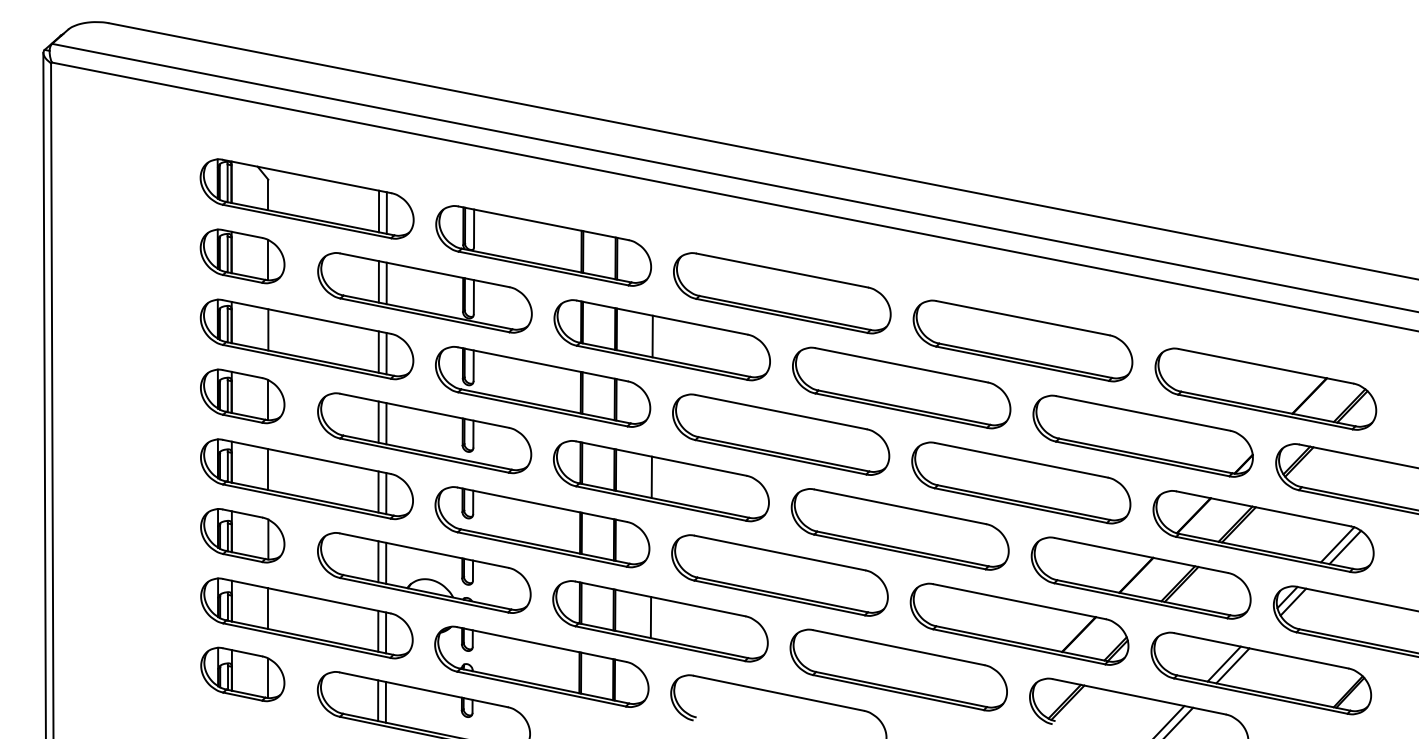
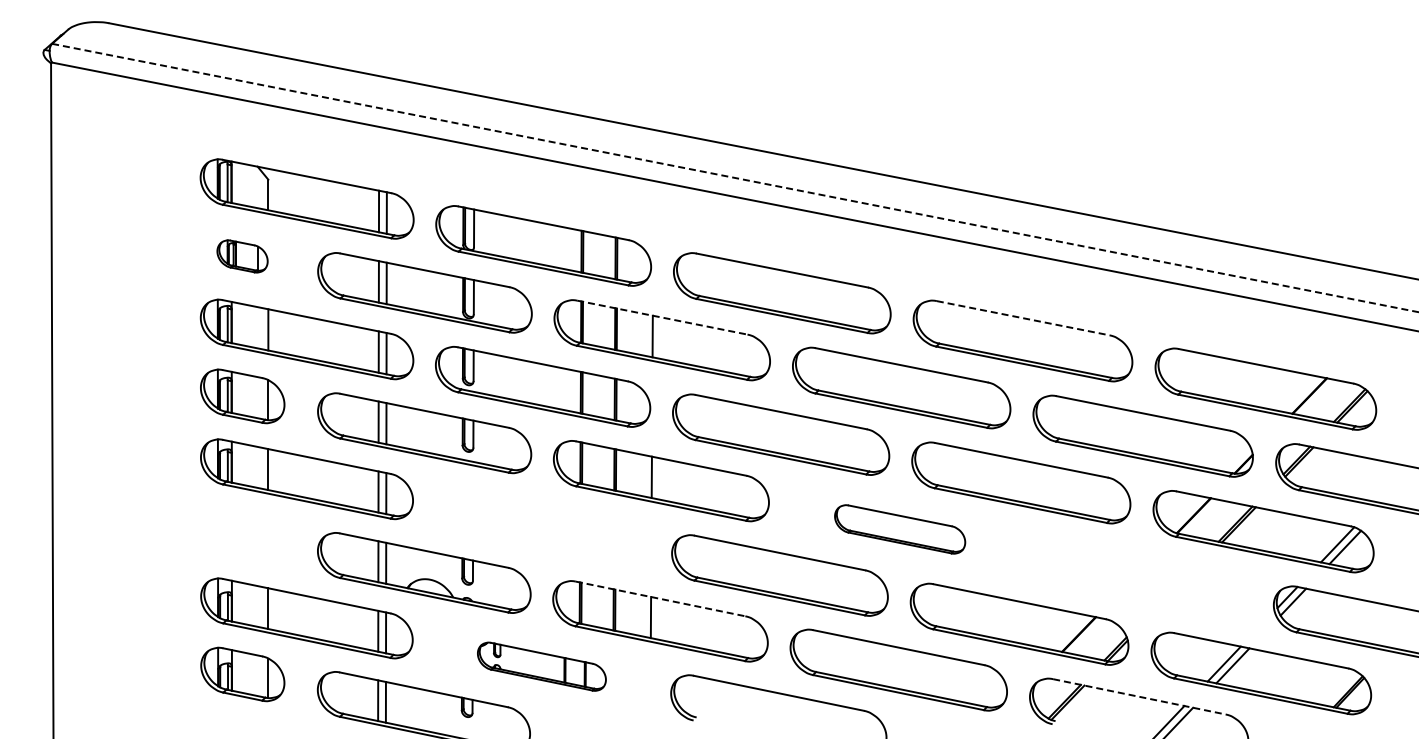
line: solid -> dashed (735, 178)
part size: 87x57 px -> 53x35 px (242, 256)
line: solid -> dashed (662, 317)
line: solid -> dashed (1023, 318)
line: present -> none (44, 394)
part: present -> none (542, 527)
part size: 220x83 px -> 133x51 px (900, 529)
part: present -> none (242, 535)
part: present -> none (1140, 577)
line: solid -> dashed (660, 598)
part size: 216x83 px -> 130x51 px (541, 666)
line: solid -> dashed (1139, 696)
